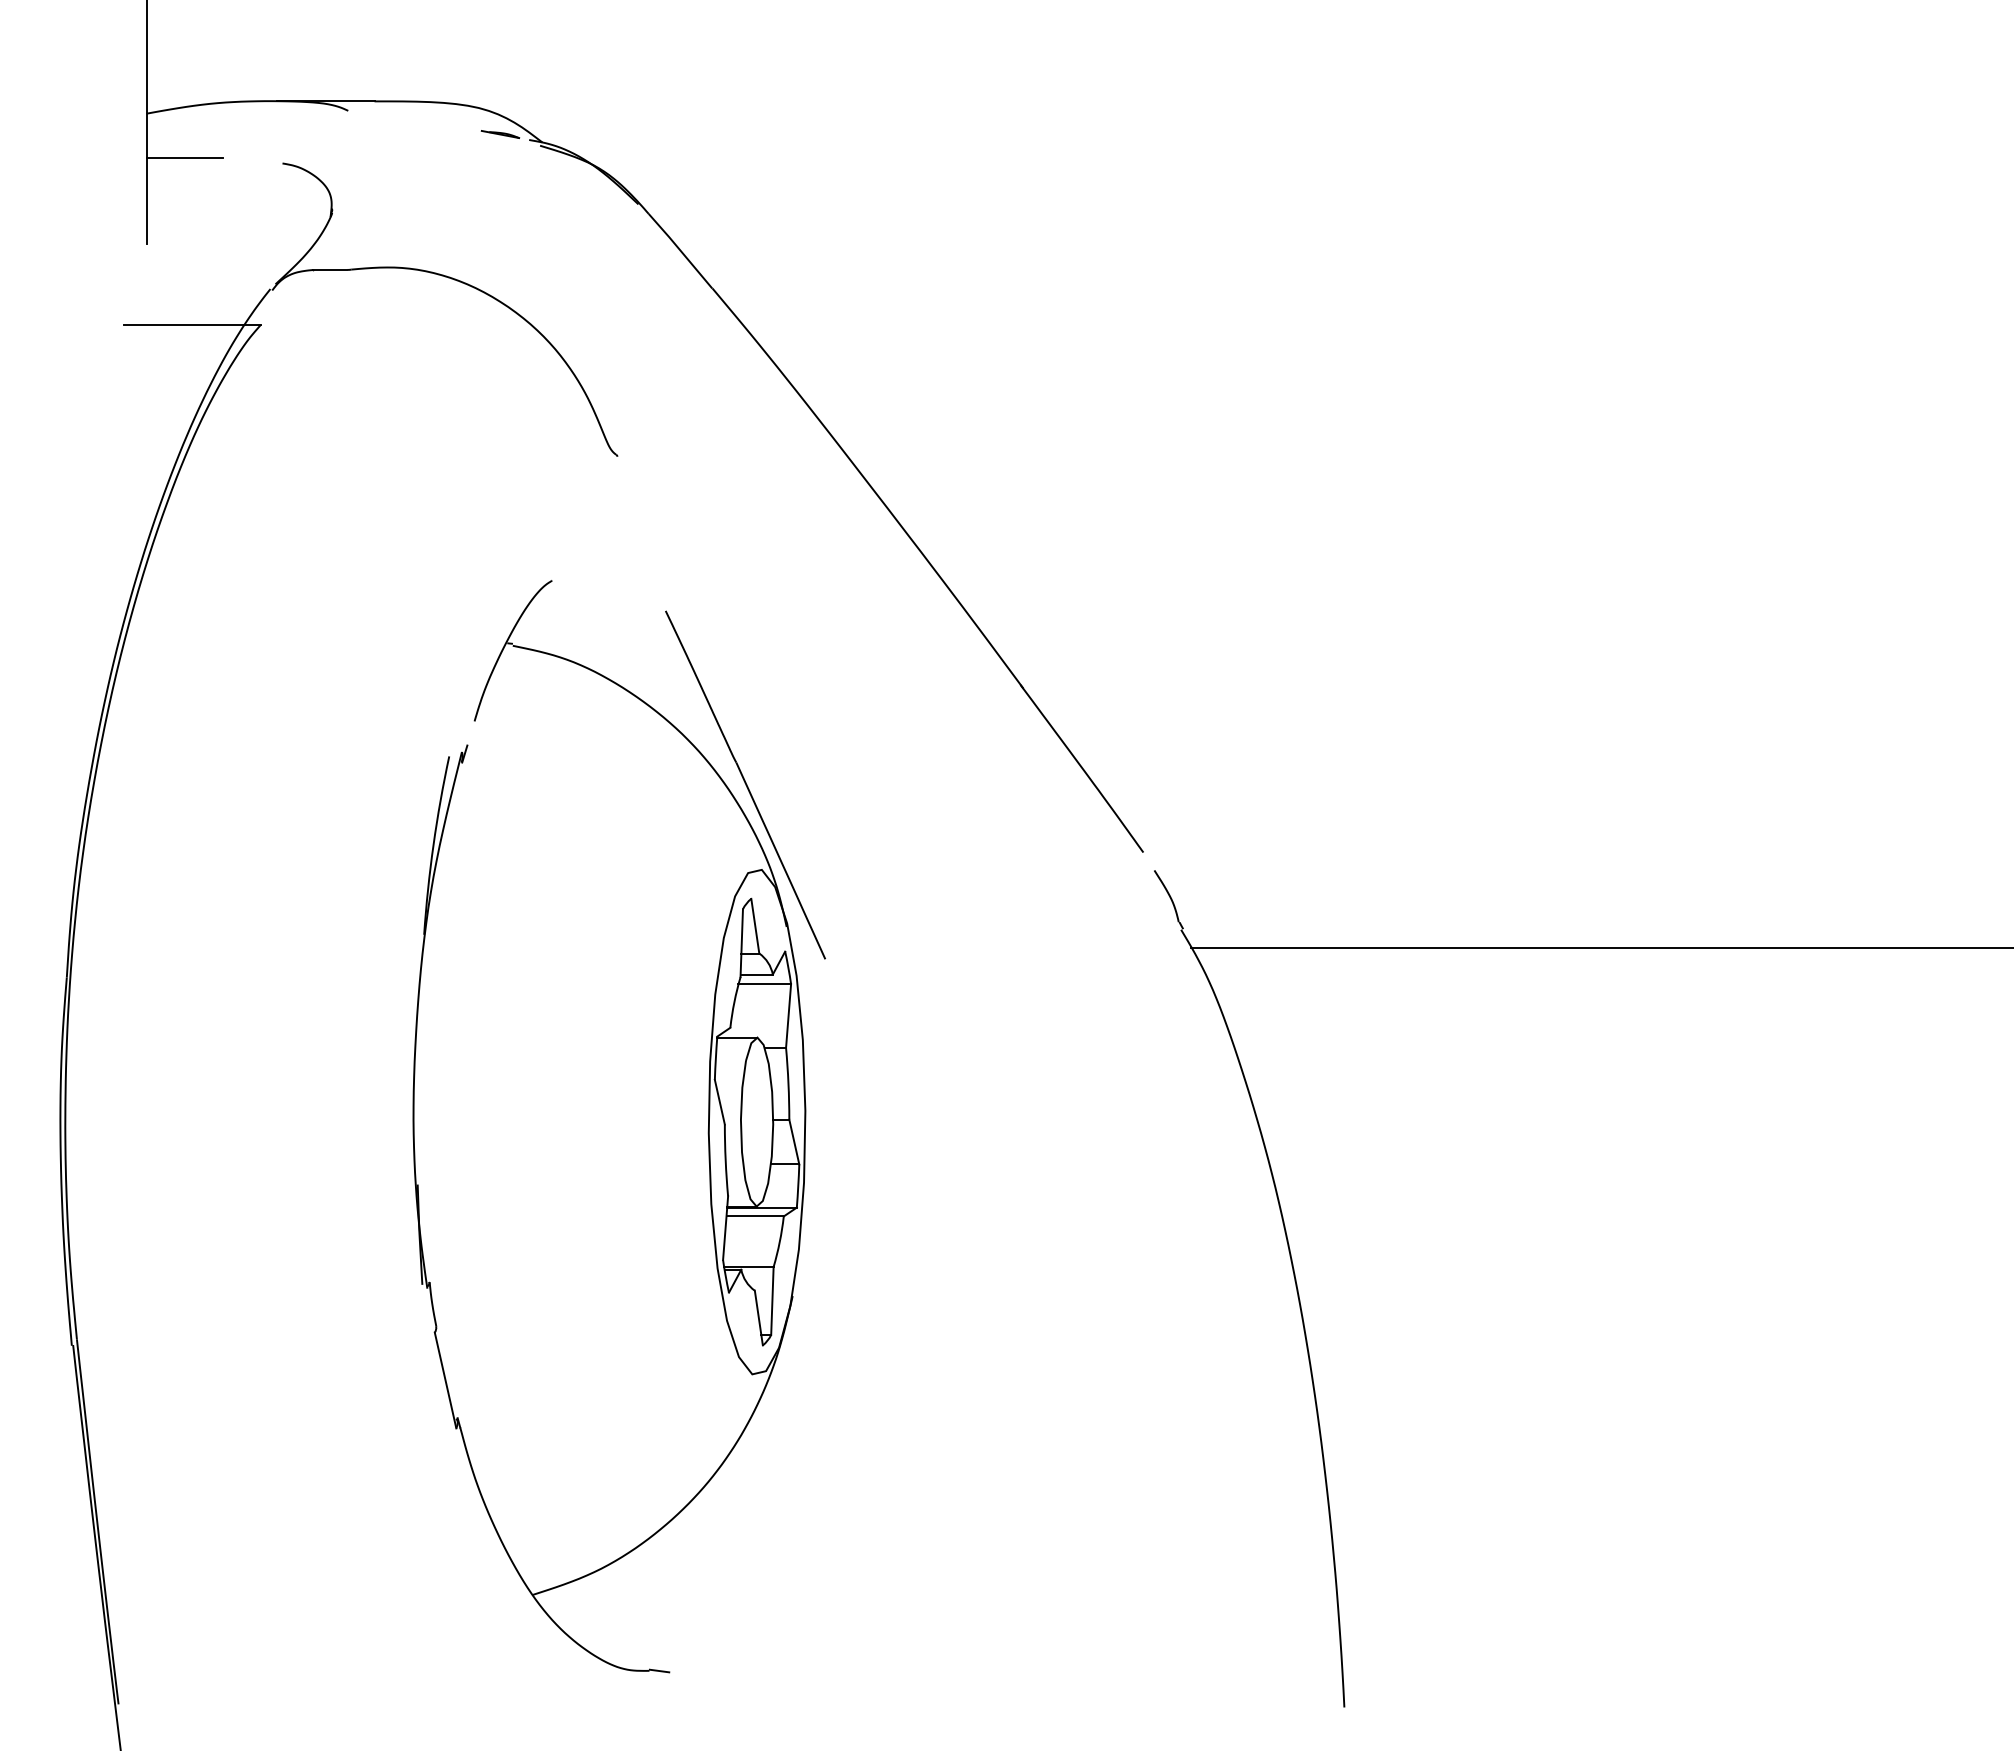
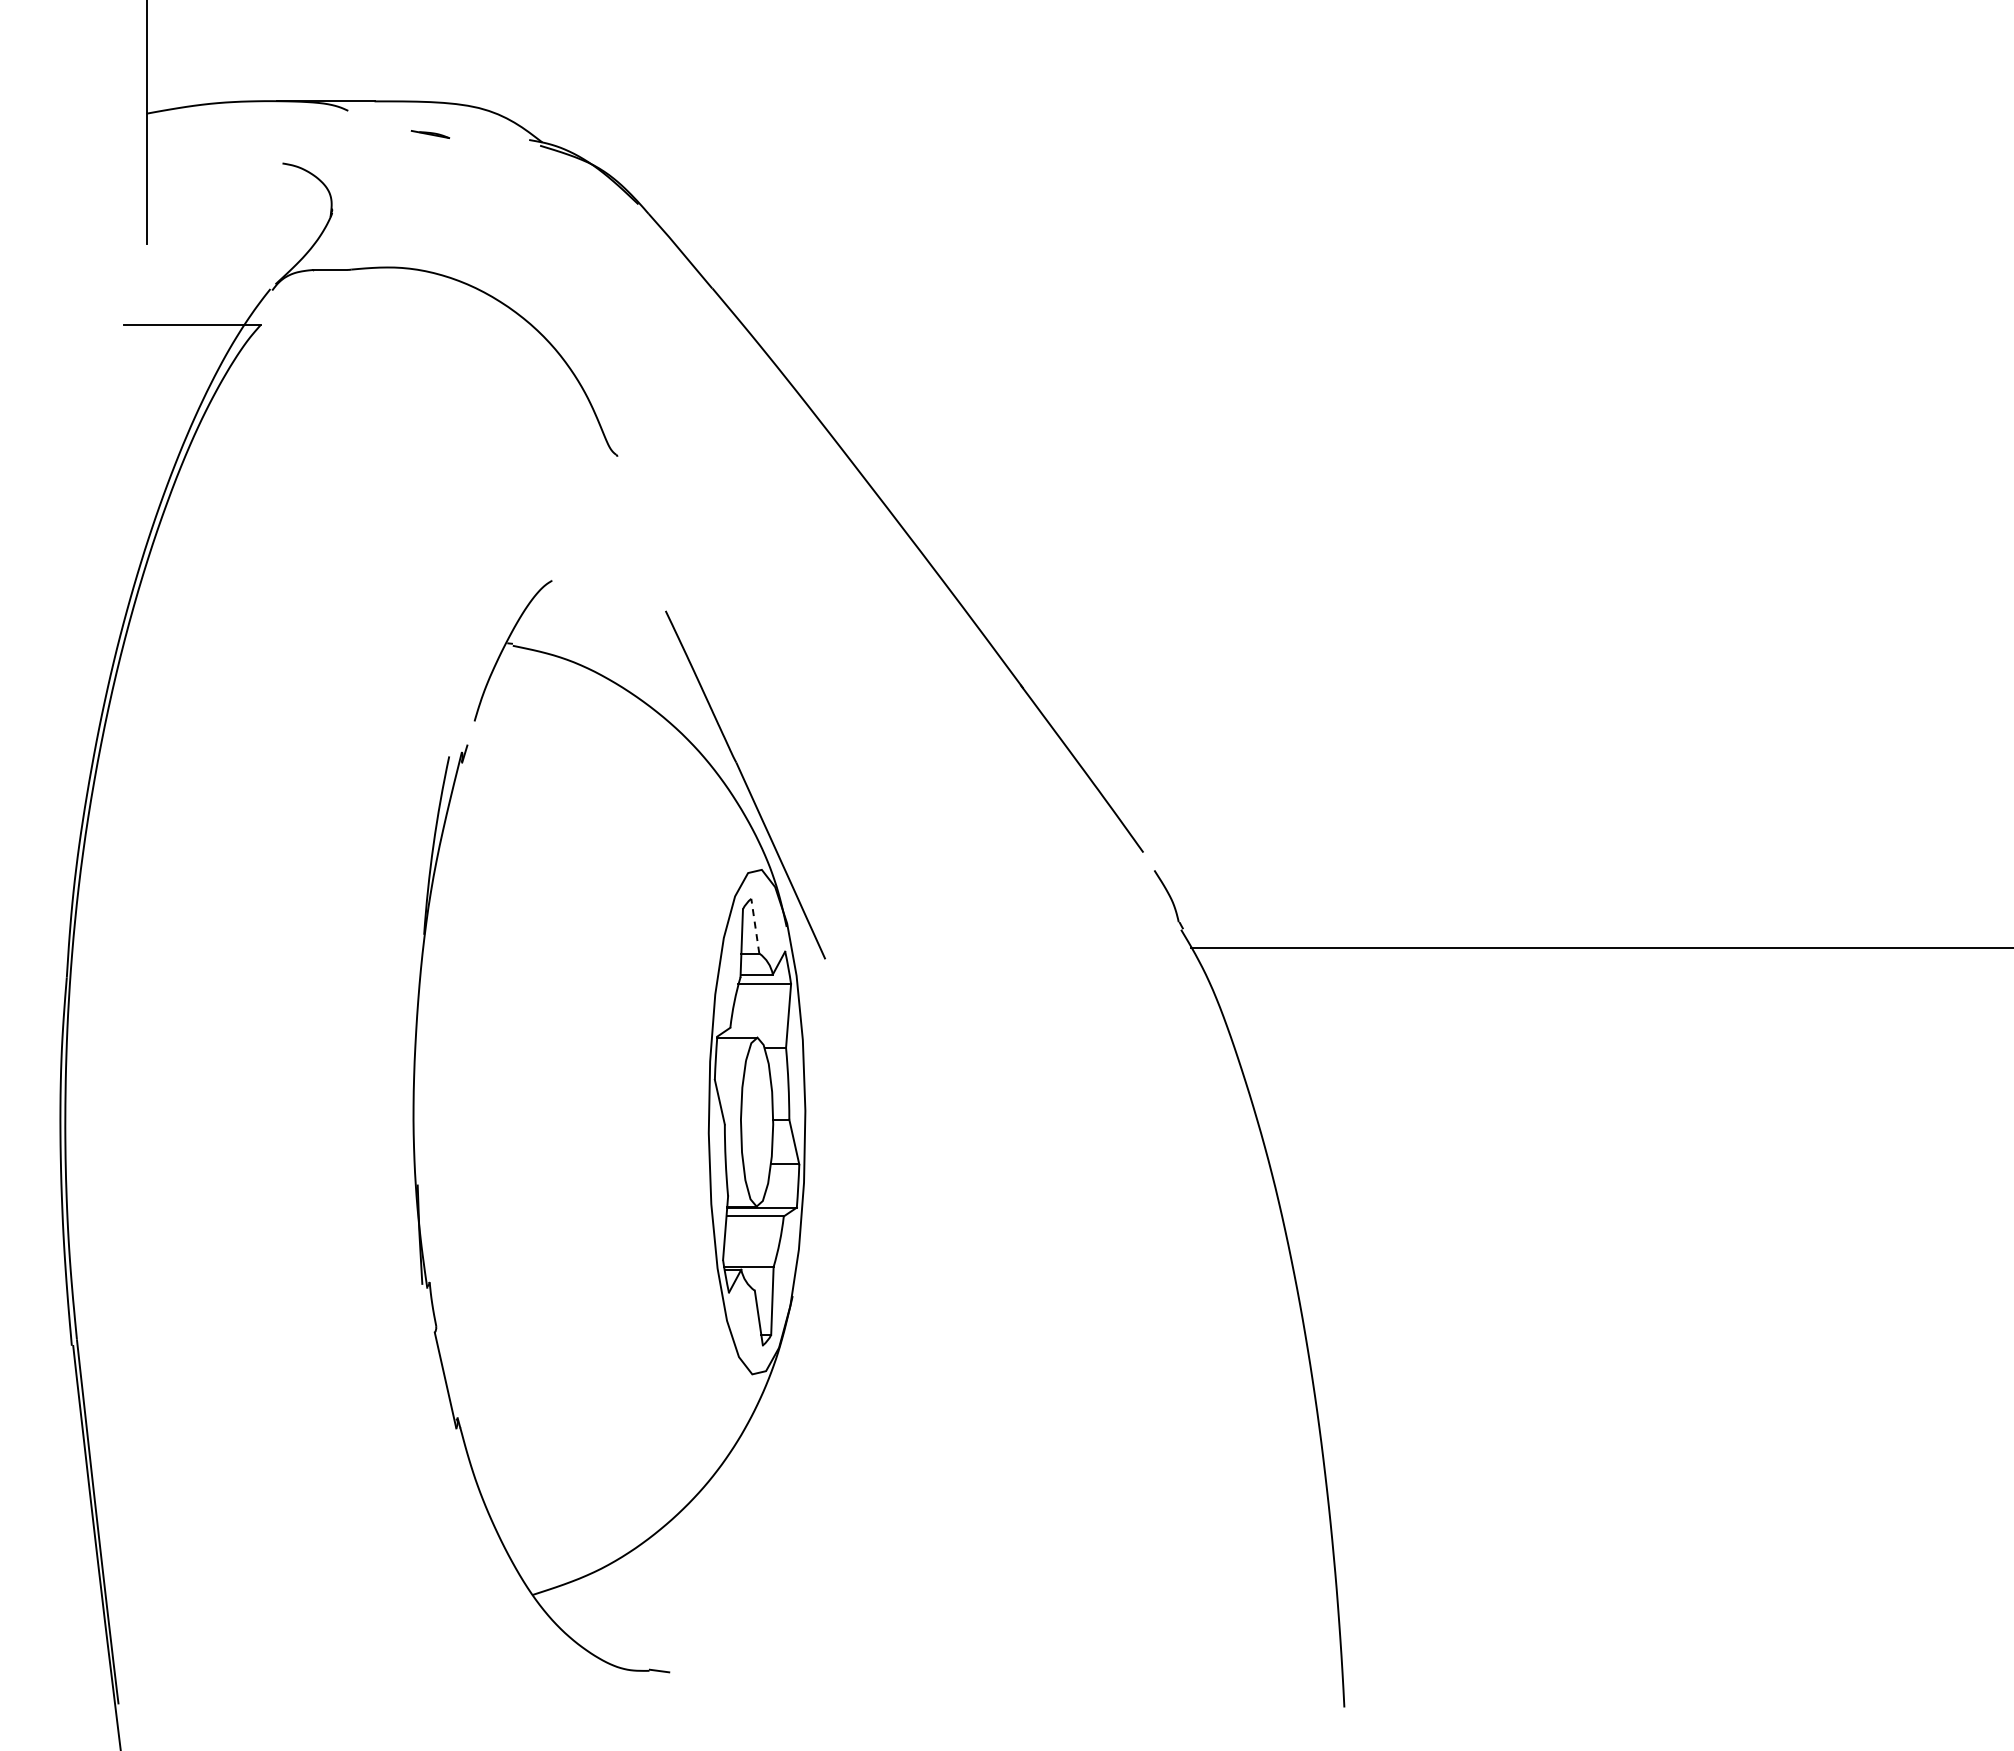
line position: (500, 134) -> (430, 134) (430, 134)
line: present -> none (184, 157)
line: solid -> dashed (755, 926)
